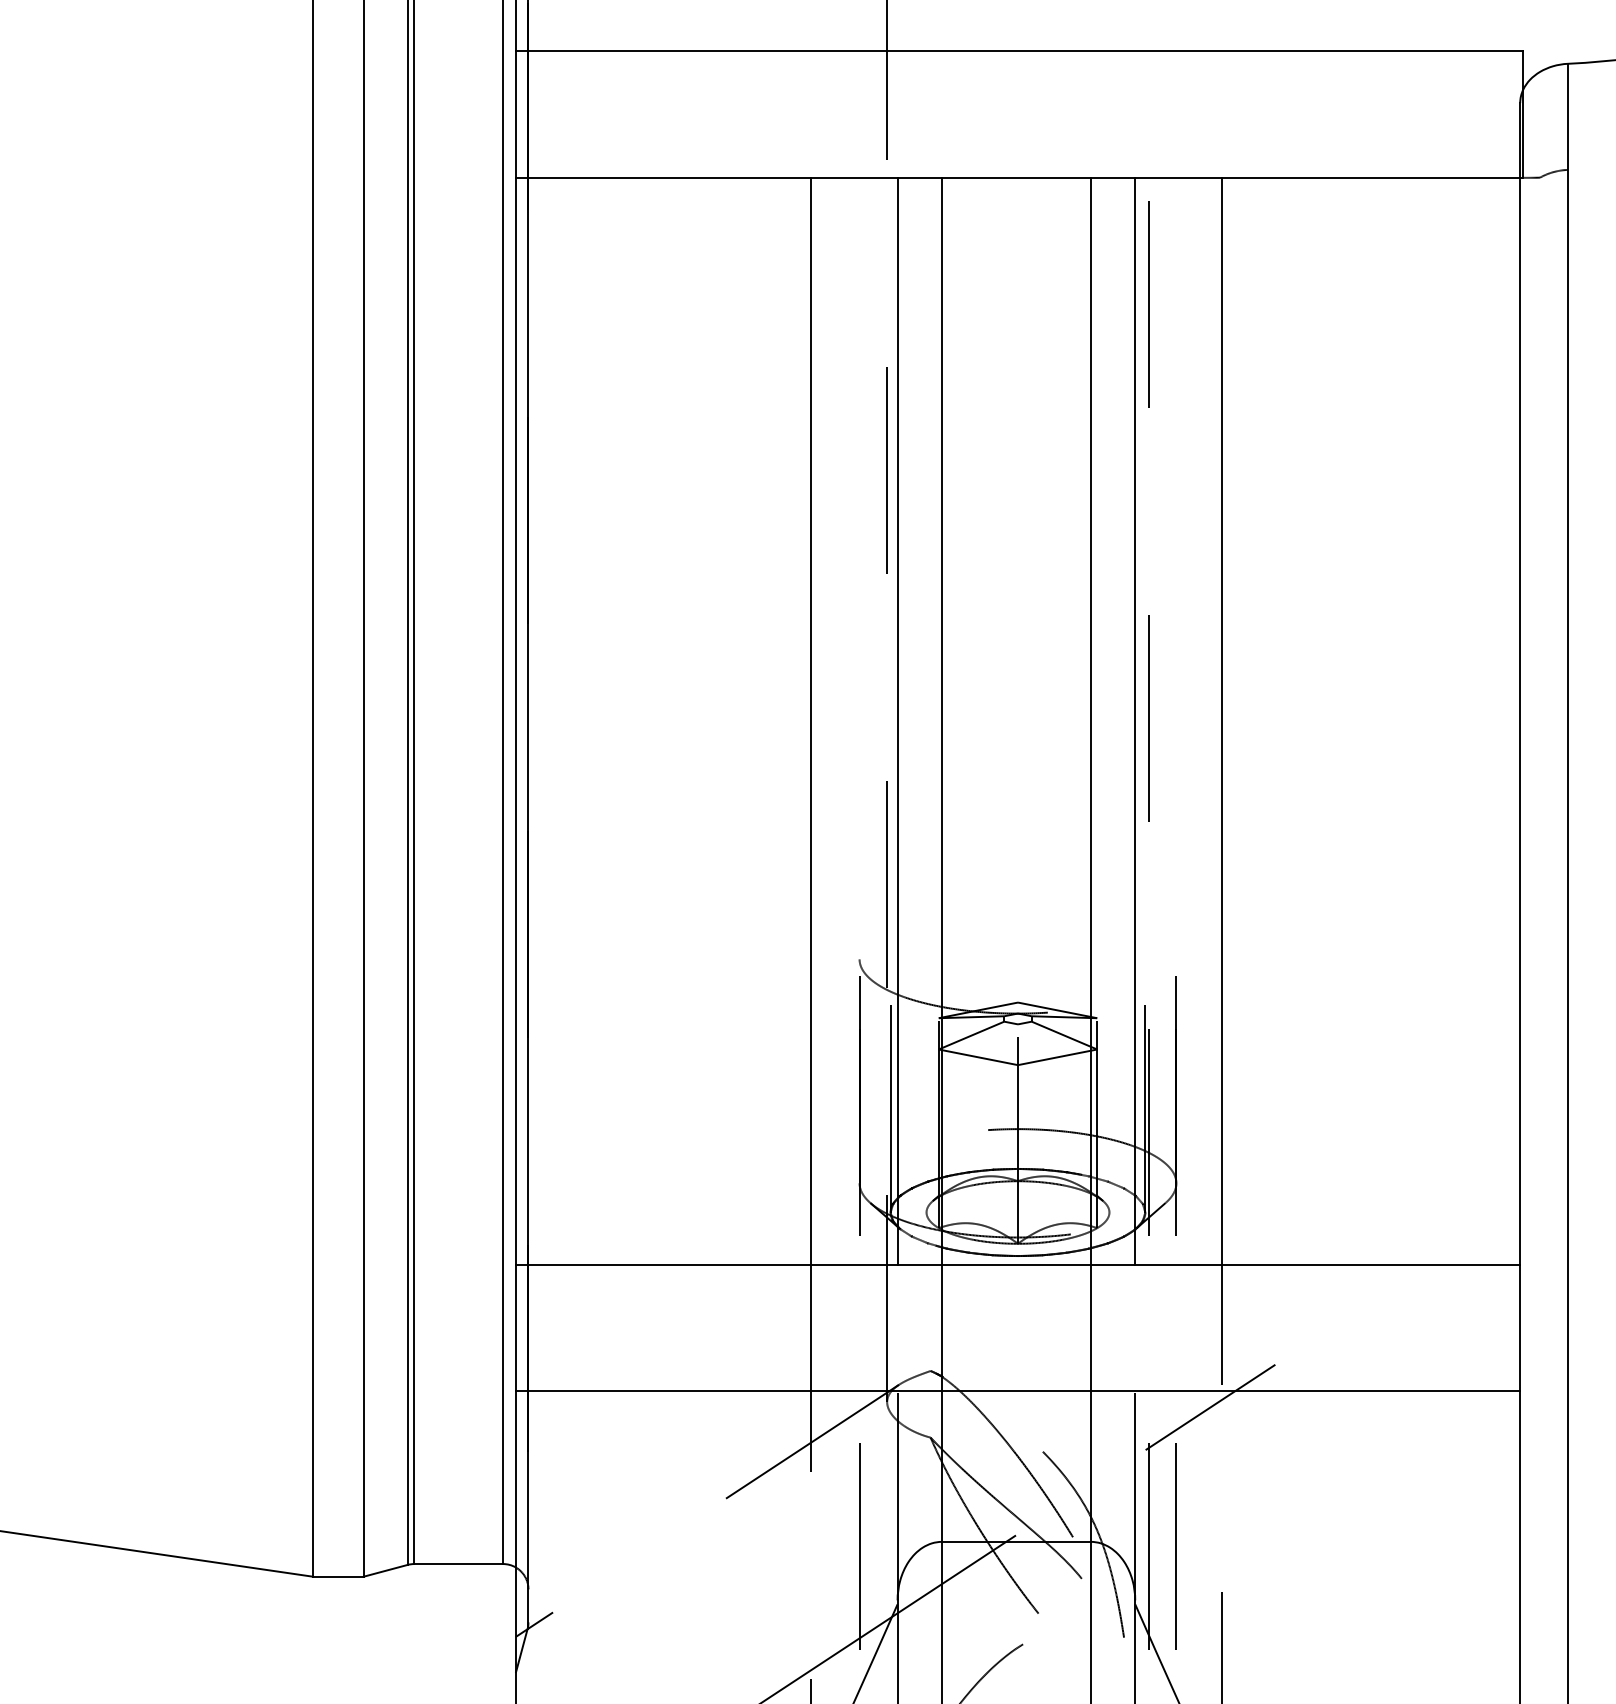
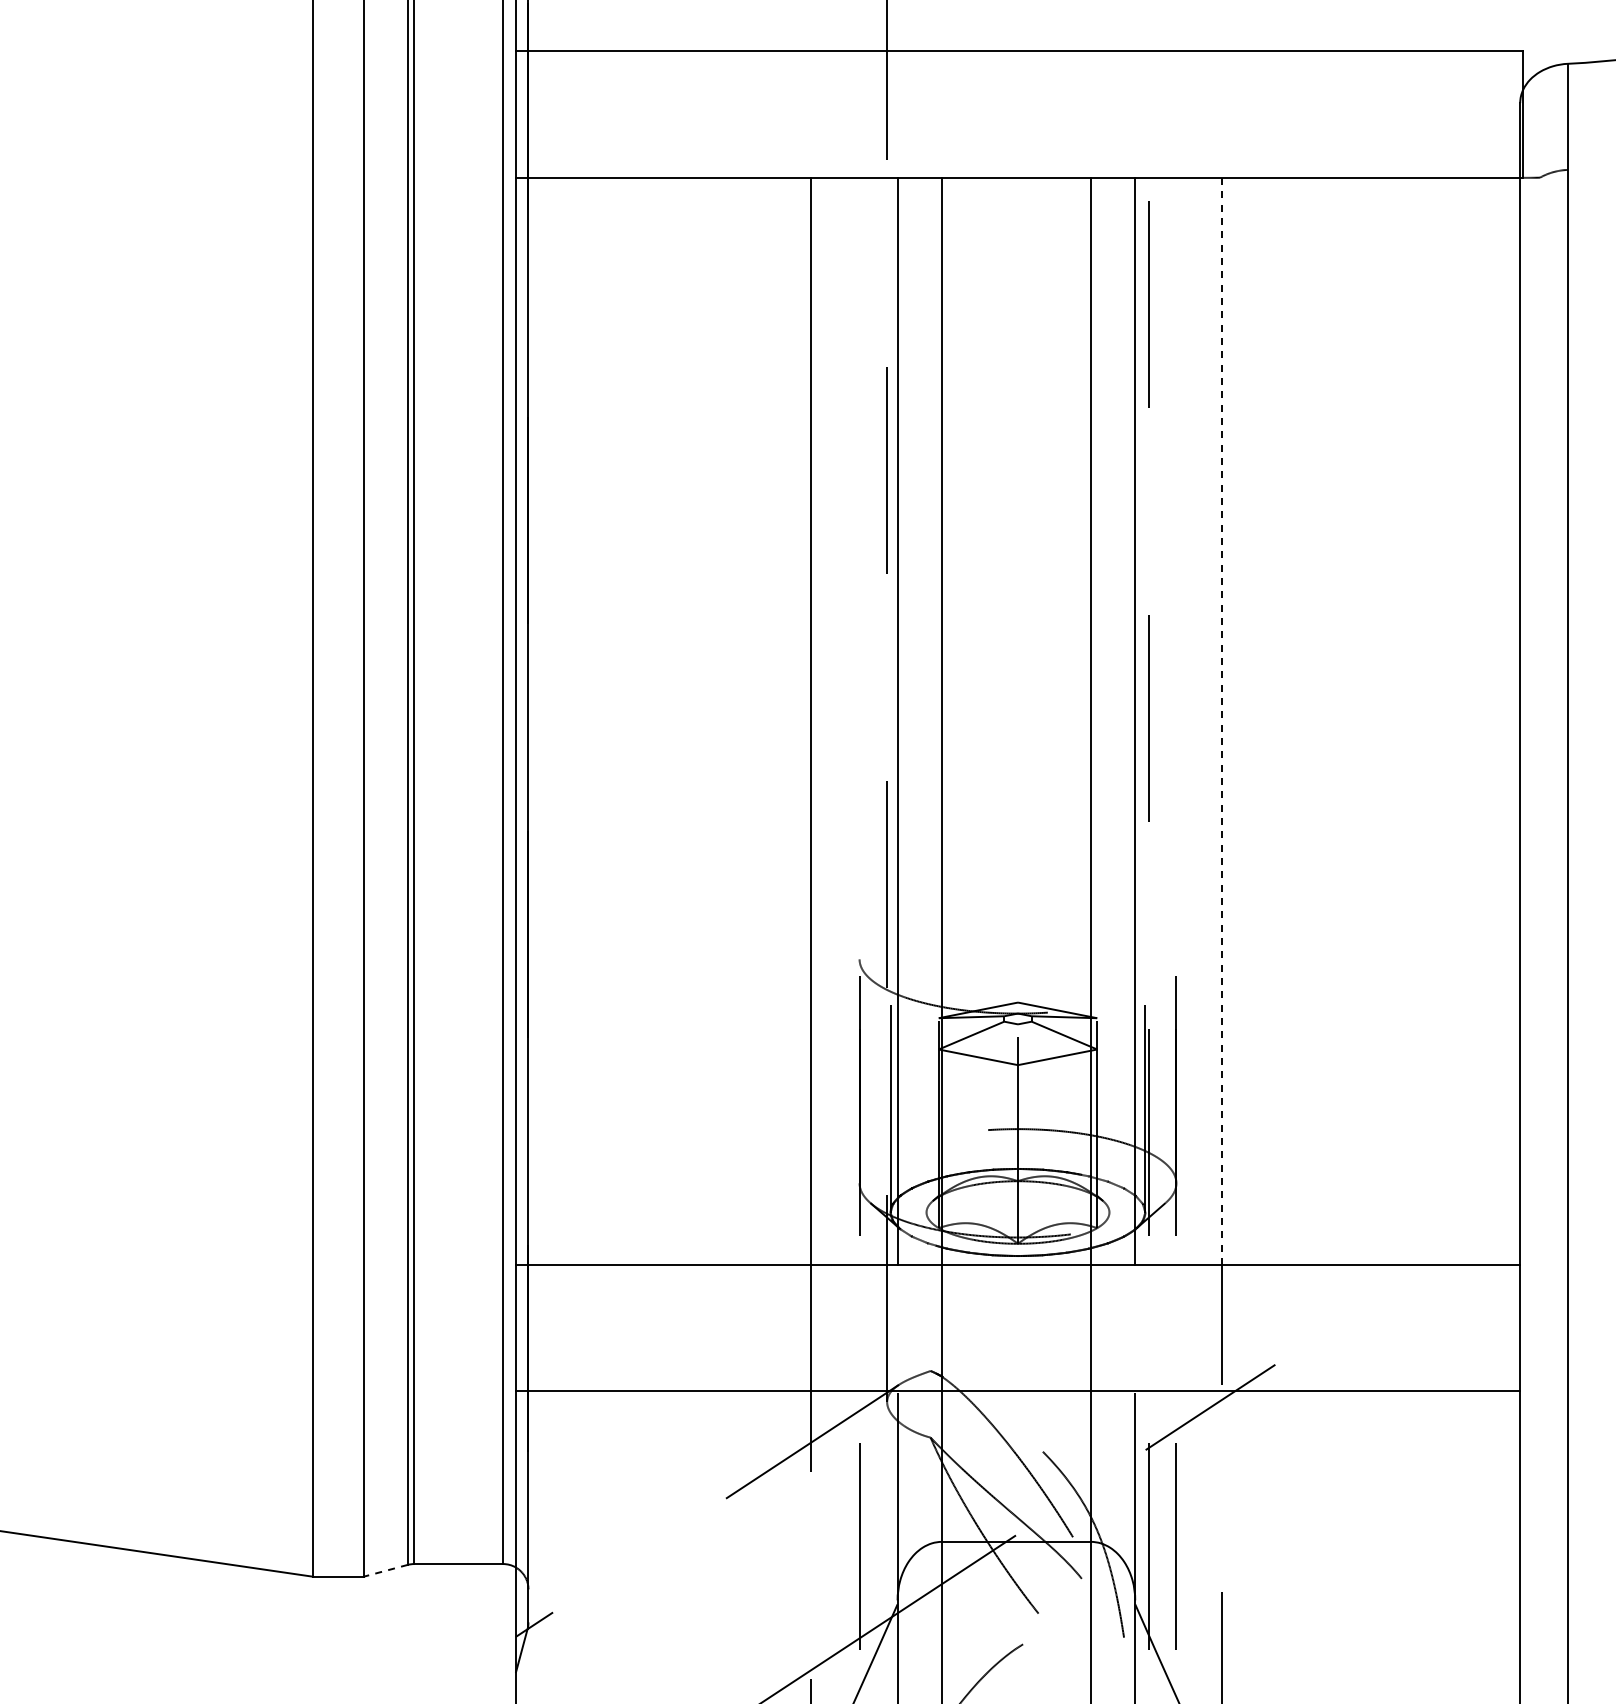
line: solid -> dashed (1222, 721)
line: solid -> dashed (385, 1570)
